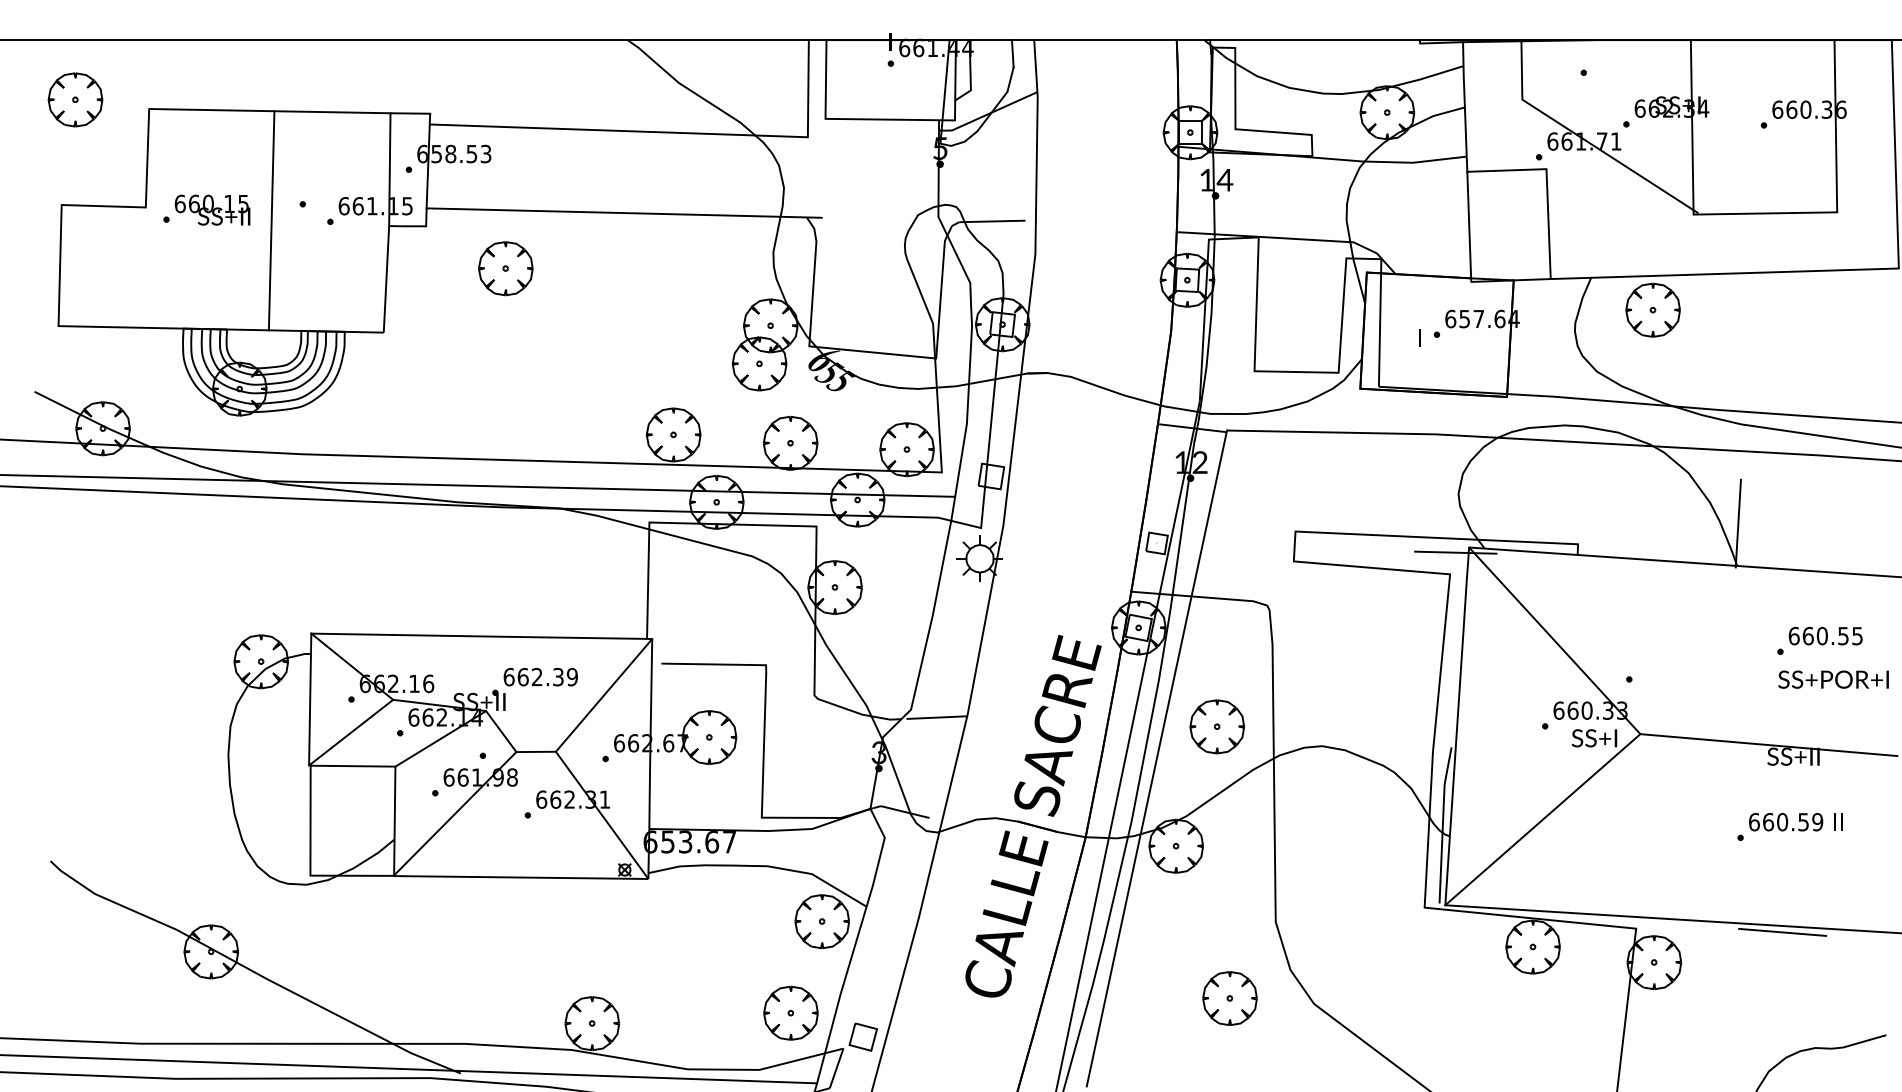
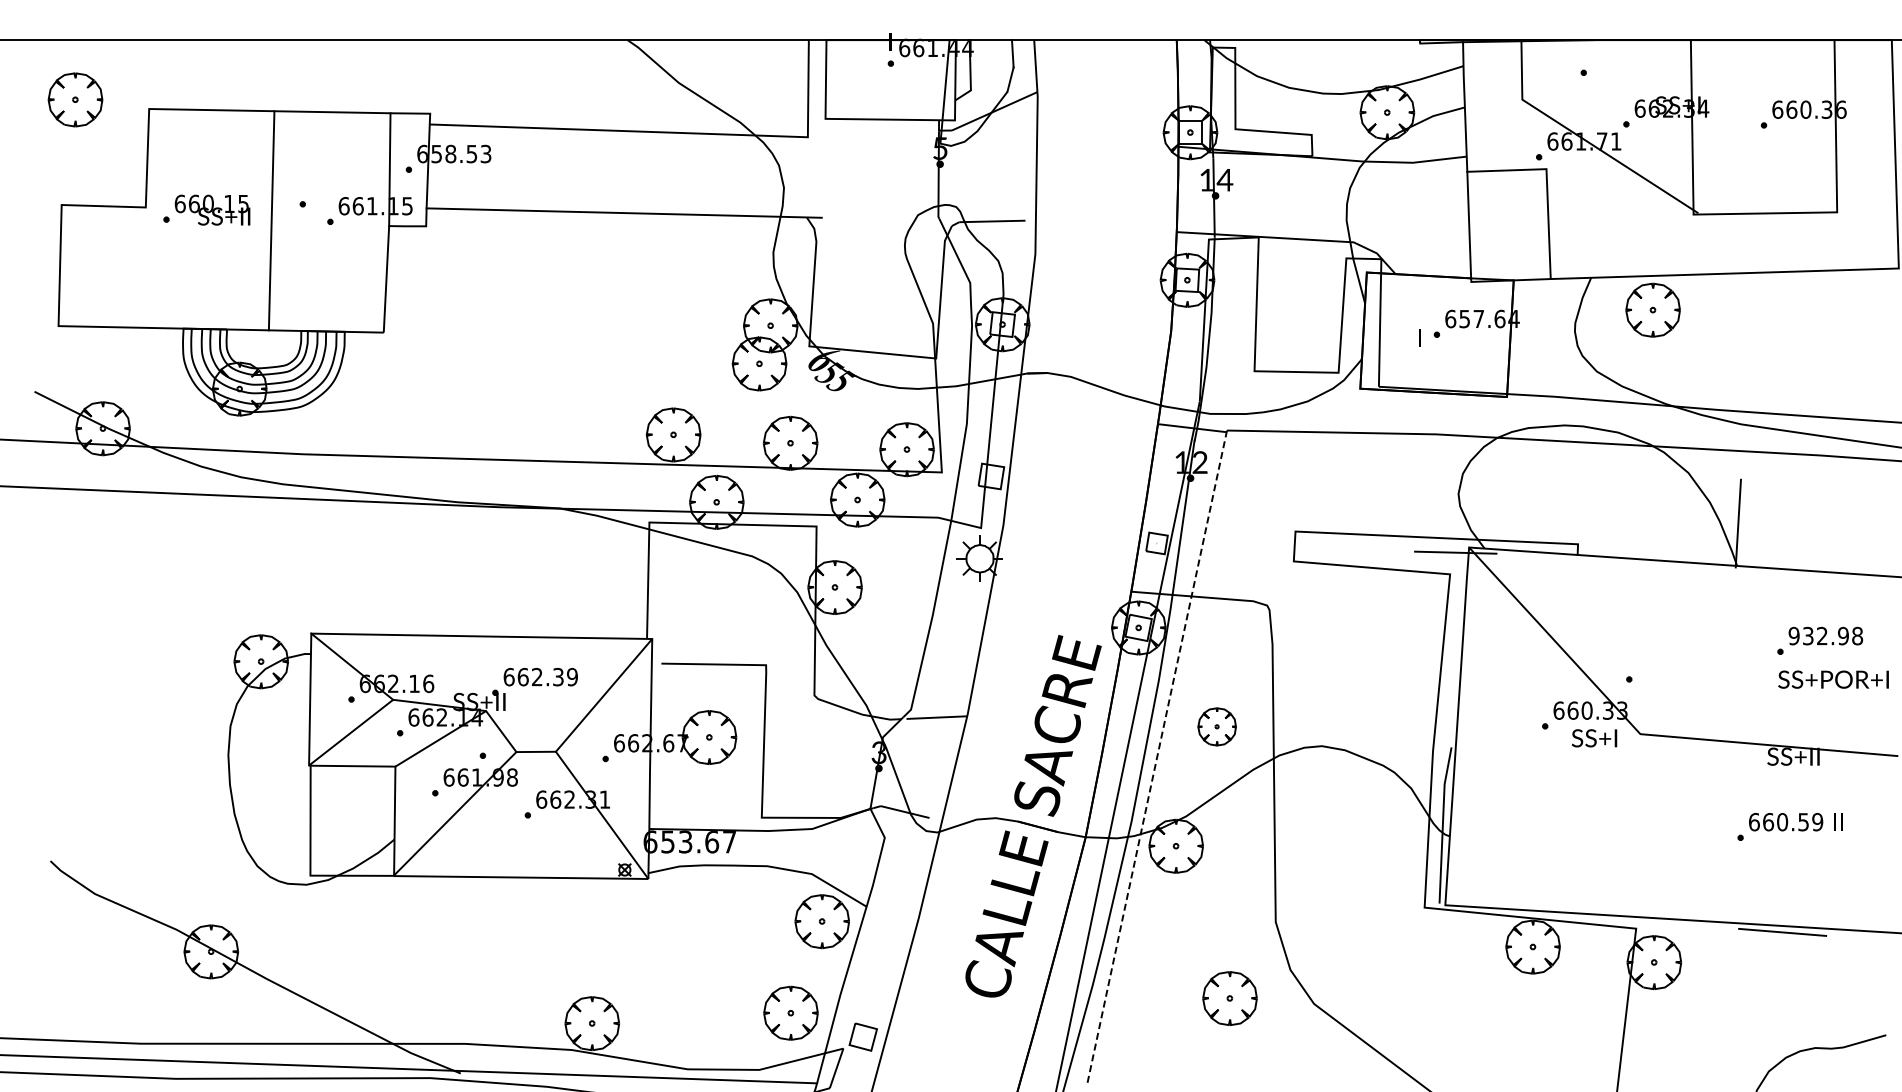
part: present -> none (505, 268)
line: present -> none (478, 485)
text: 660.55 -> 932.98 (1825, 635)
part size: 56x56 px -> 40x40 px (1216, 726)
line: solid -> dashed (1156, 758)
line: present -> none (1542, 819)
